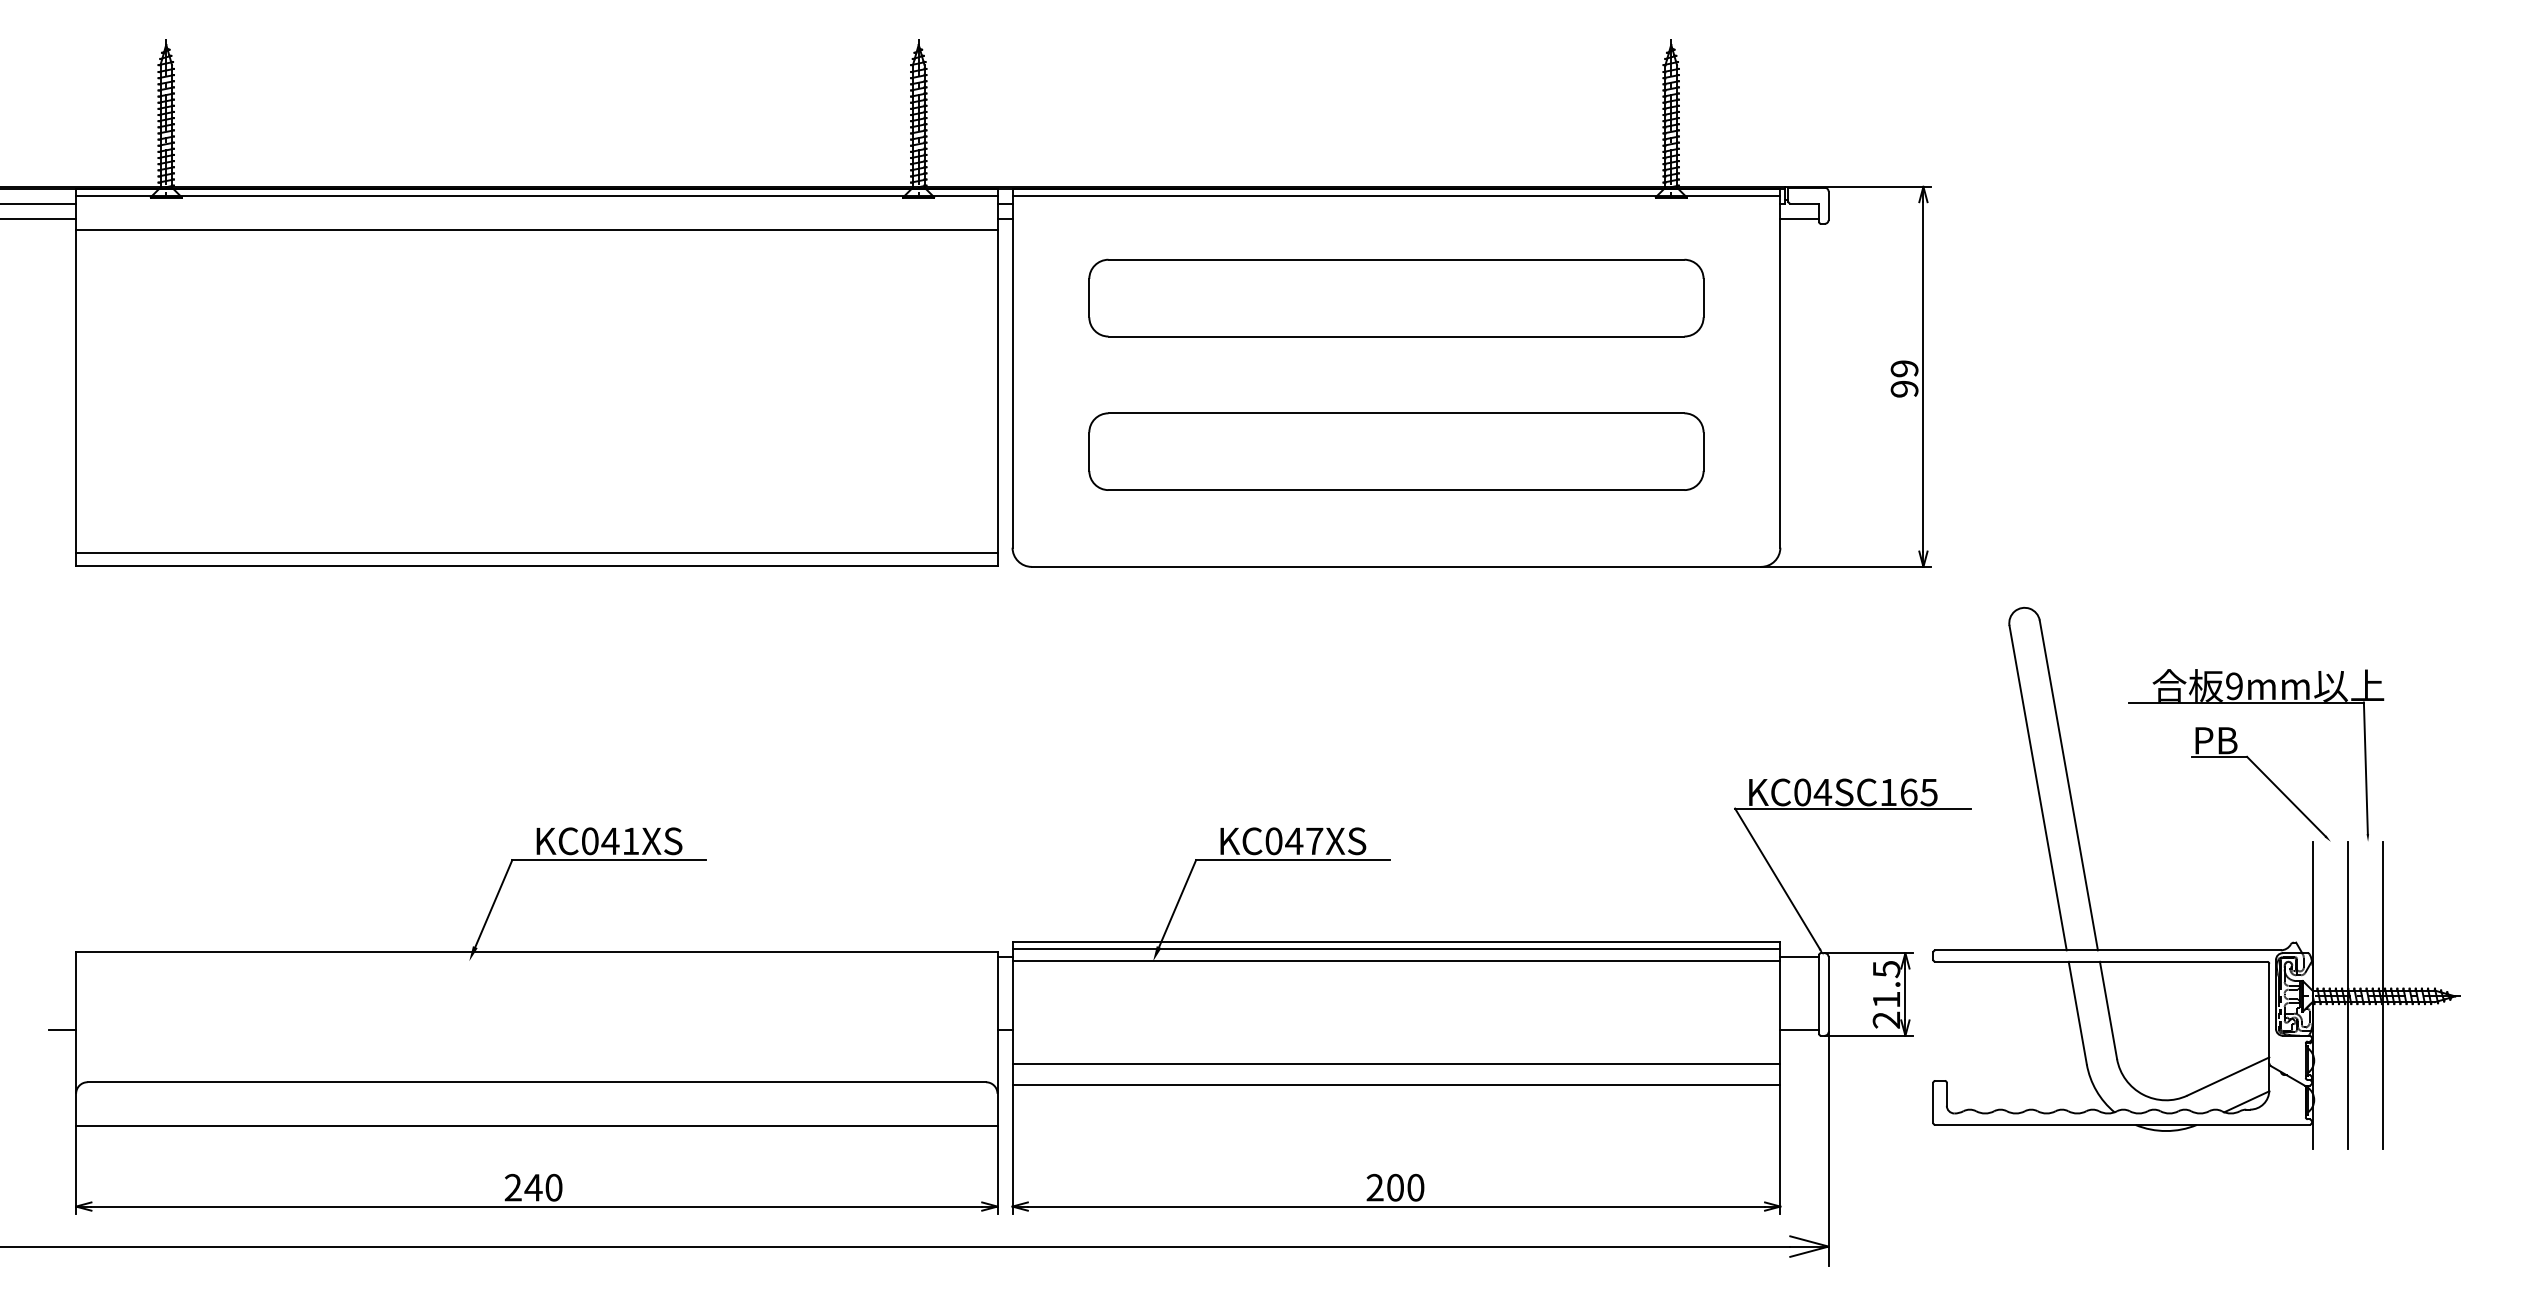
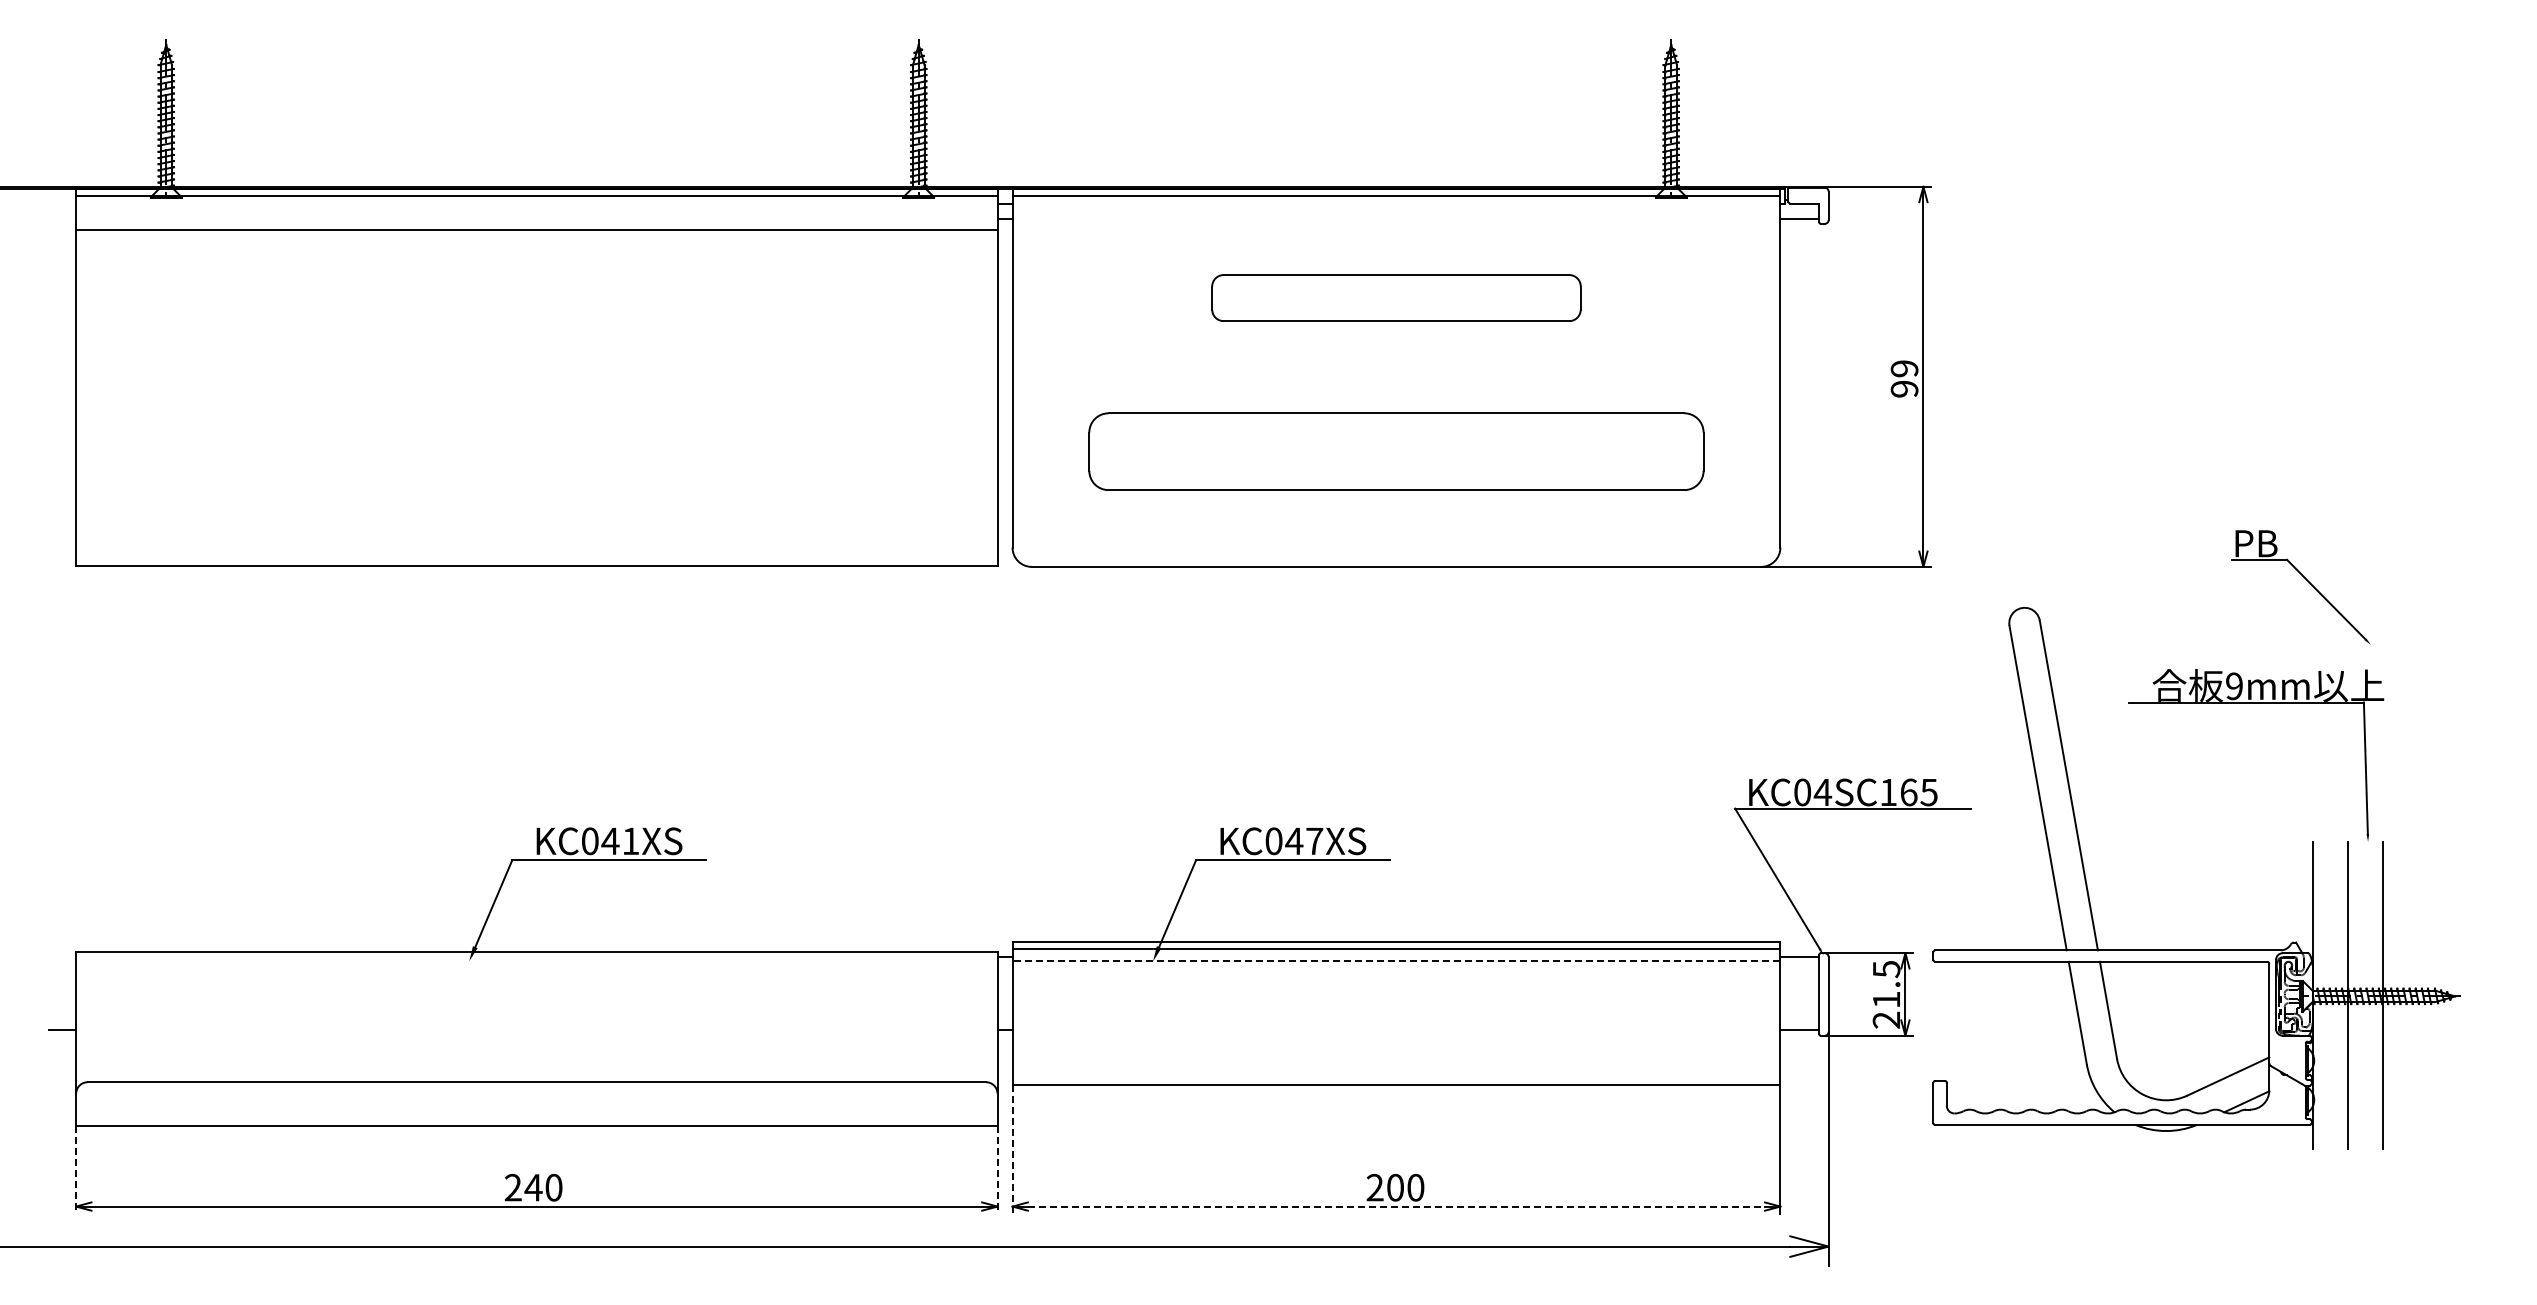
line: present -> none (39, 204)
line: present -> none (39, 219)
part size: 617x80 px -> 371x48 px (1396, 297)
line: present -> none (536, 552)
part position: (2266, 777) -> (2306, 580) (2306, 580)
line: solid -> dashed (1396, 960)
line: present -> none (1396, 1064)
line: solid -> dashed (1012, 1149)
line: solid -> dashed (76, 1170)
line: solid -> dashed (997, 1170)
line: solid -> dashed (1396, 1206)
